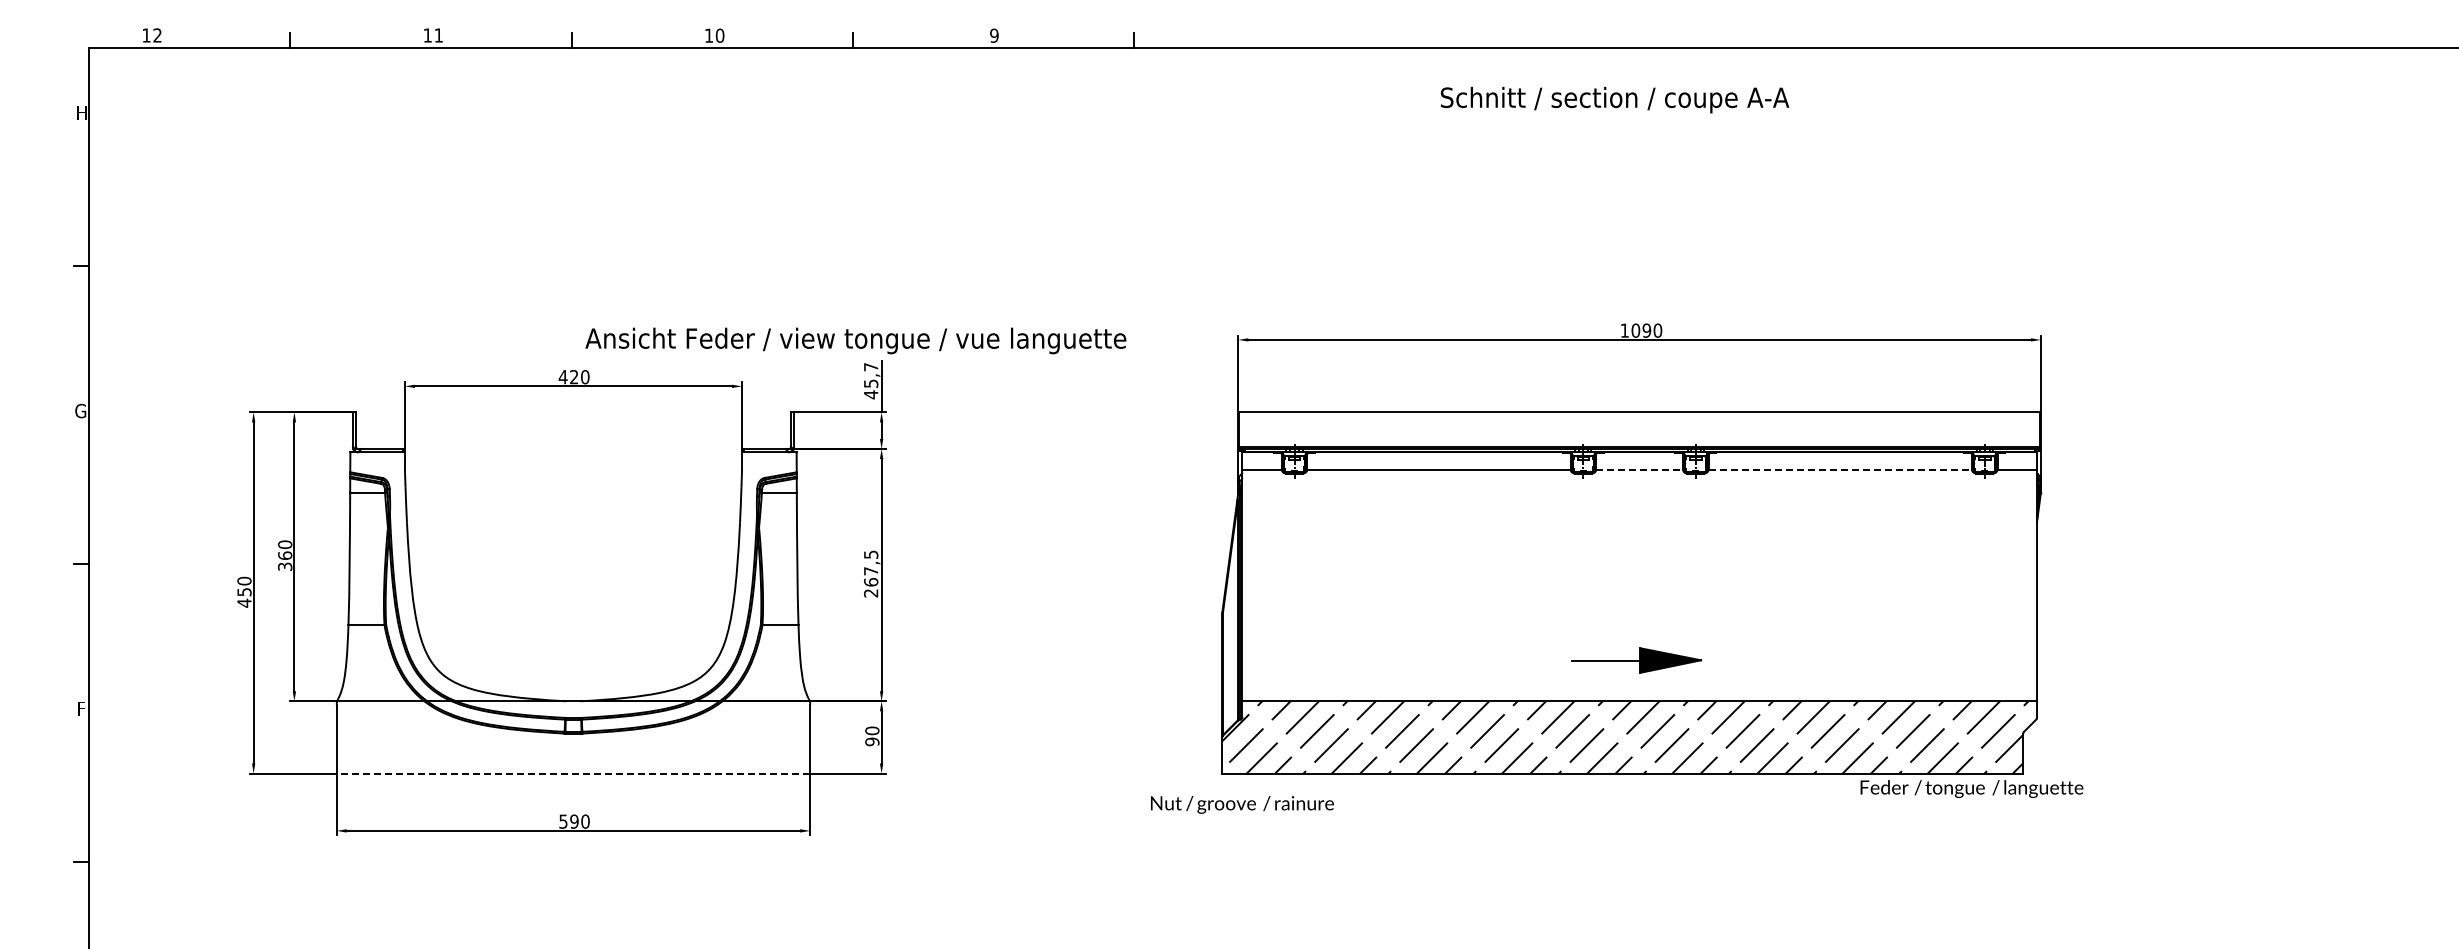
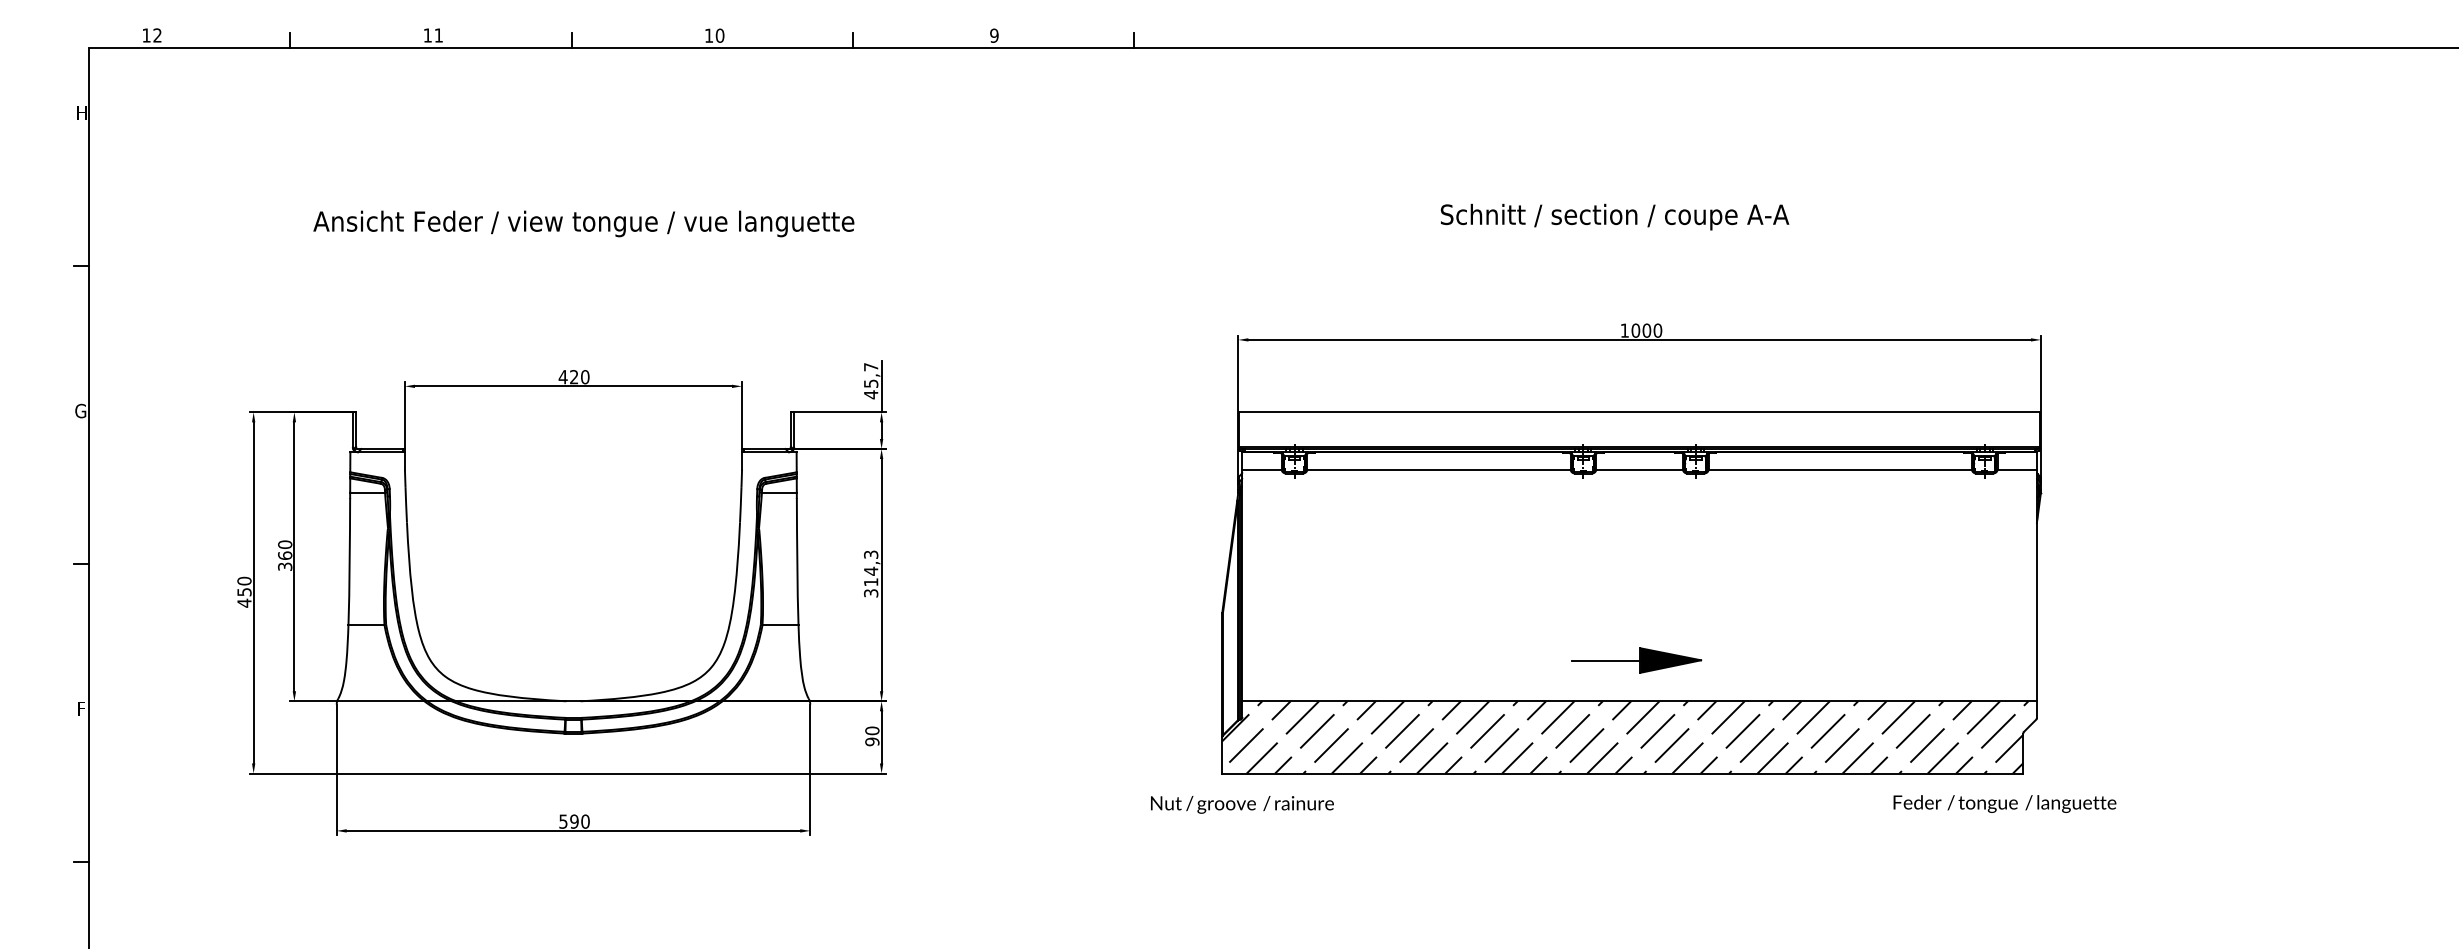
text position: (1614, 99) -> (1614, 216) (1614, 216)
text: 1090 -> 1000 (1646, 330)
text position: (855, 340) -> (583, 223) (583, 223)
line: dashed -> solid (1640, 469)
line: dashed -> solid (1840, 469)
text: 267,5 -> 314,3 (871, 573)
line: dashed -> solid (573, 773)
text position: (1971, 788) -> (2004, 803) (2004, 803)
